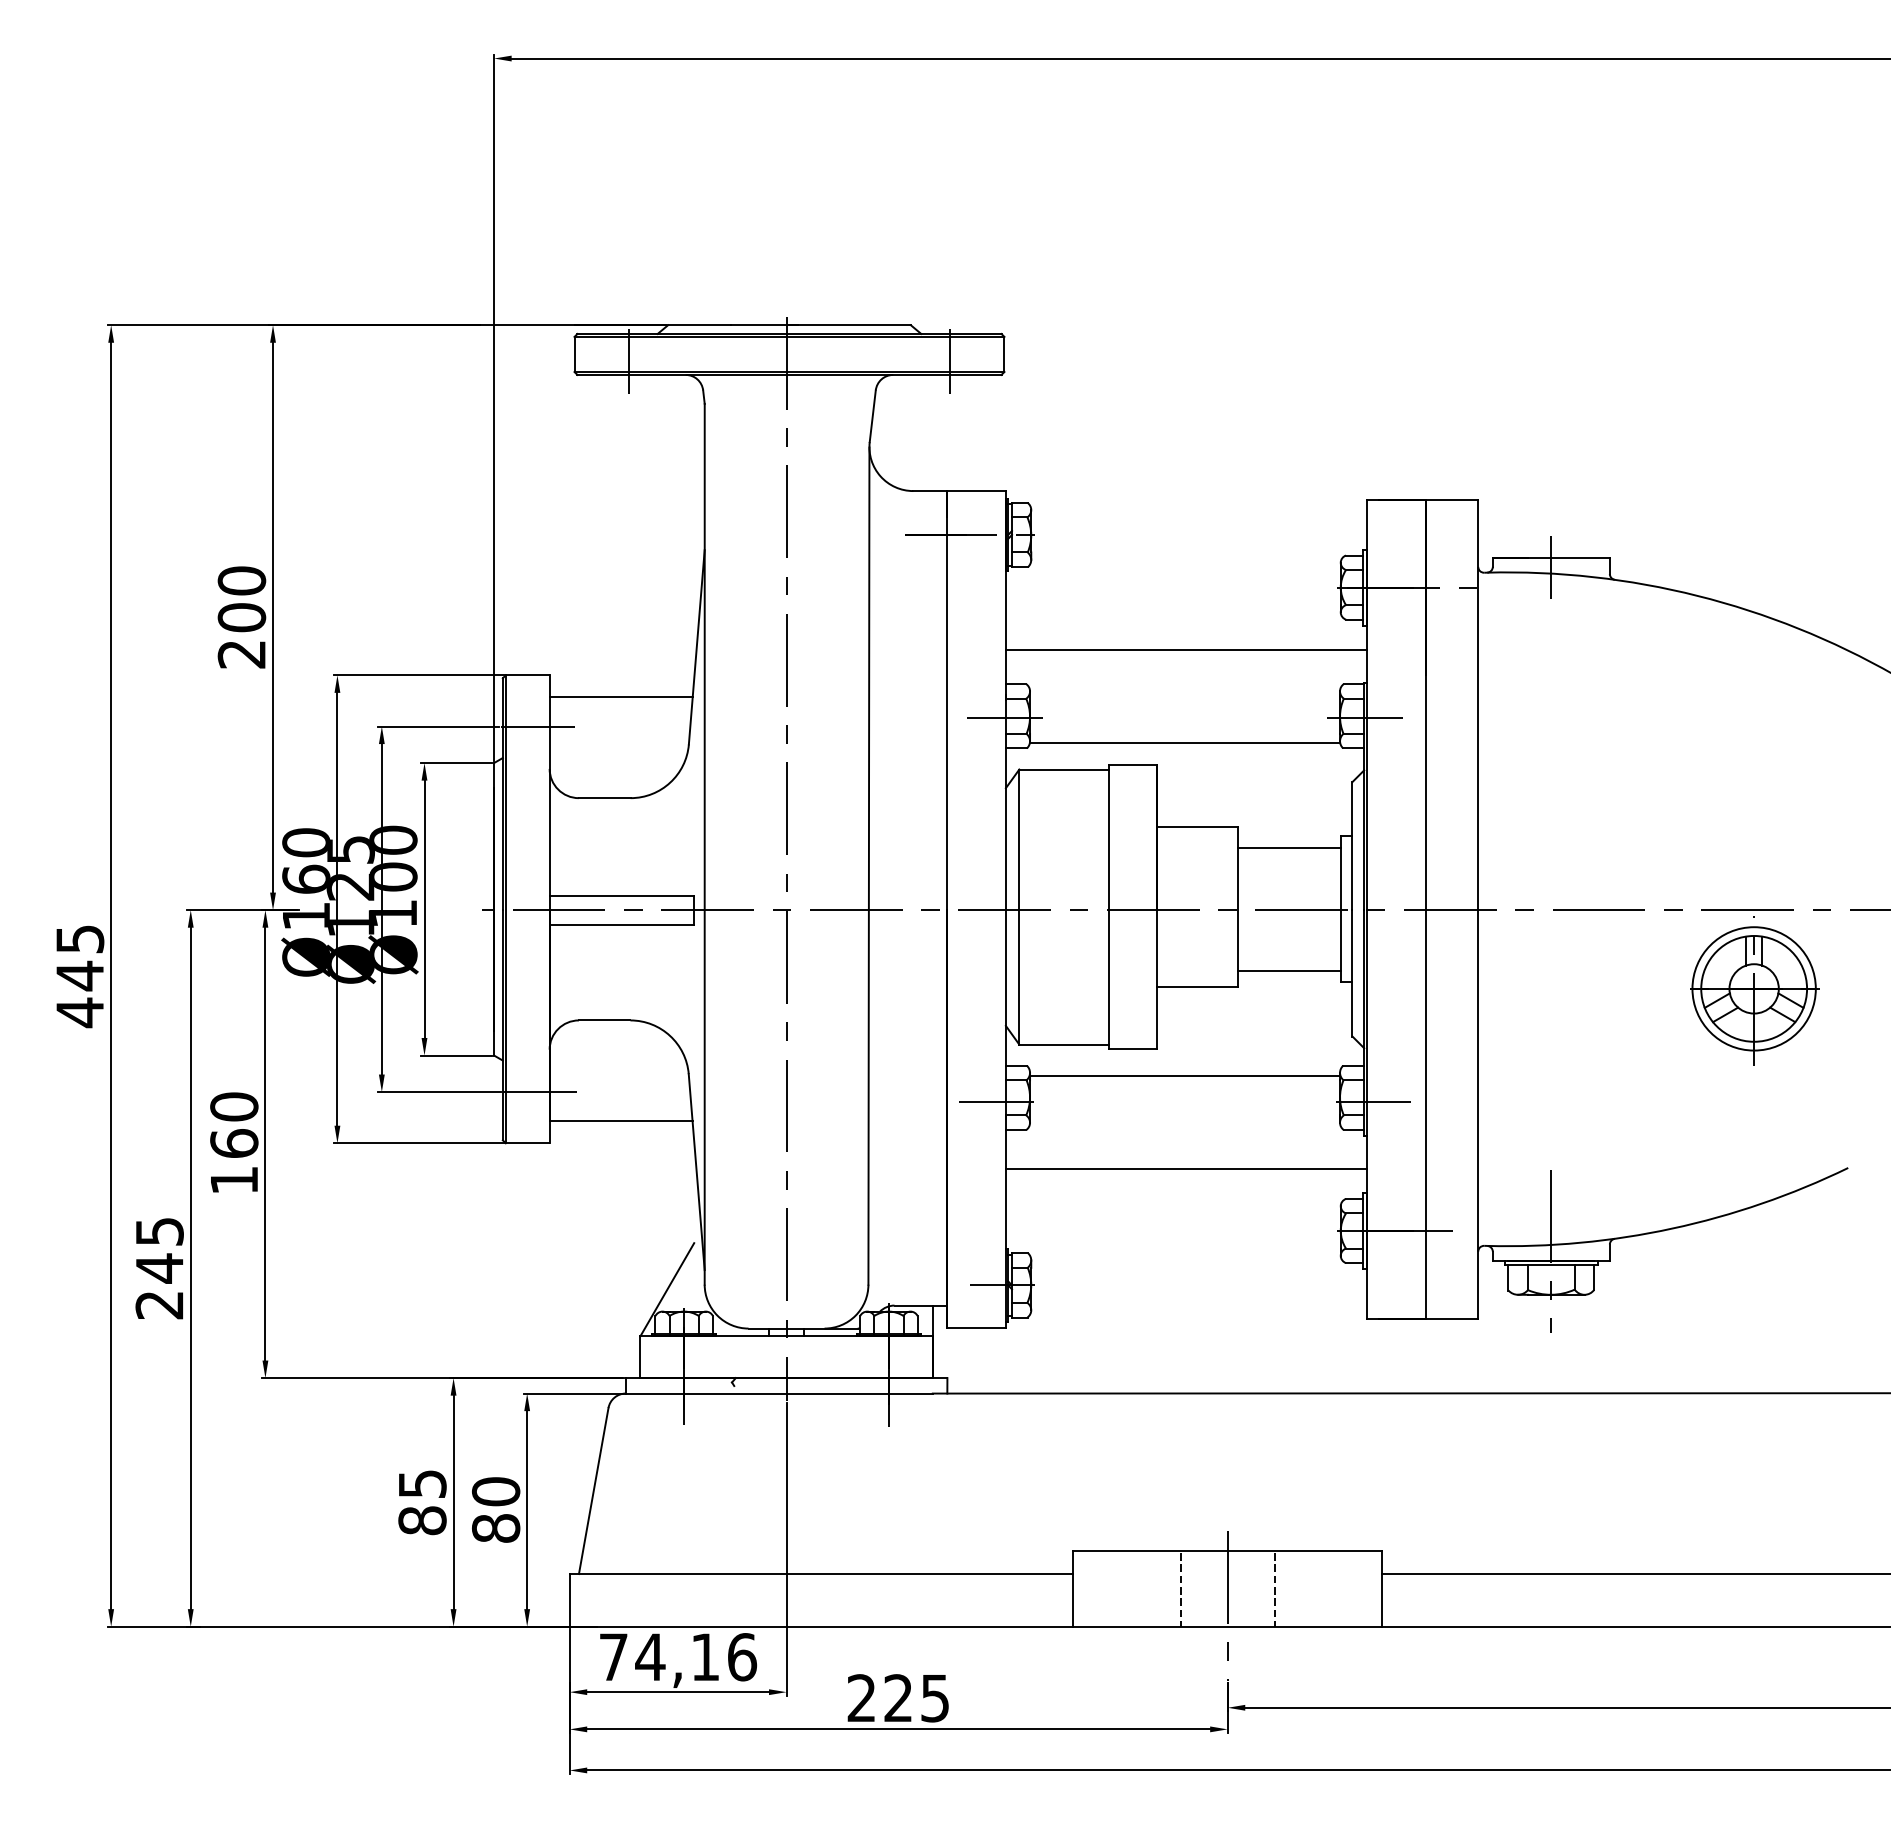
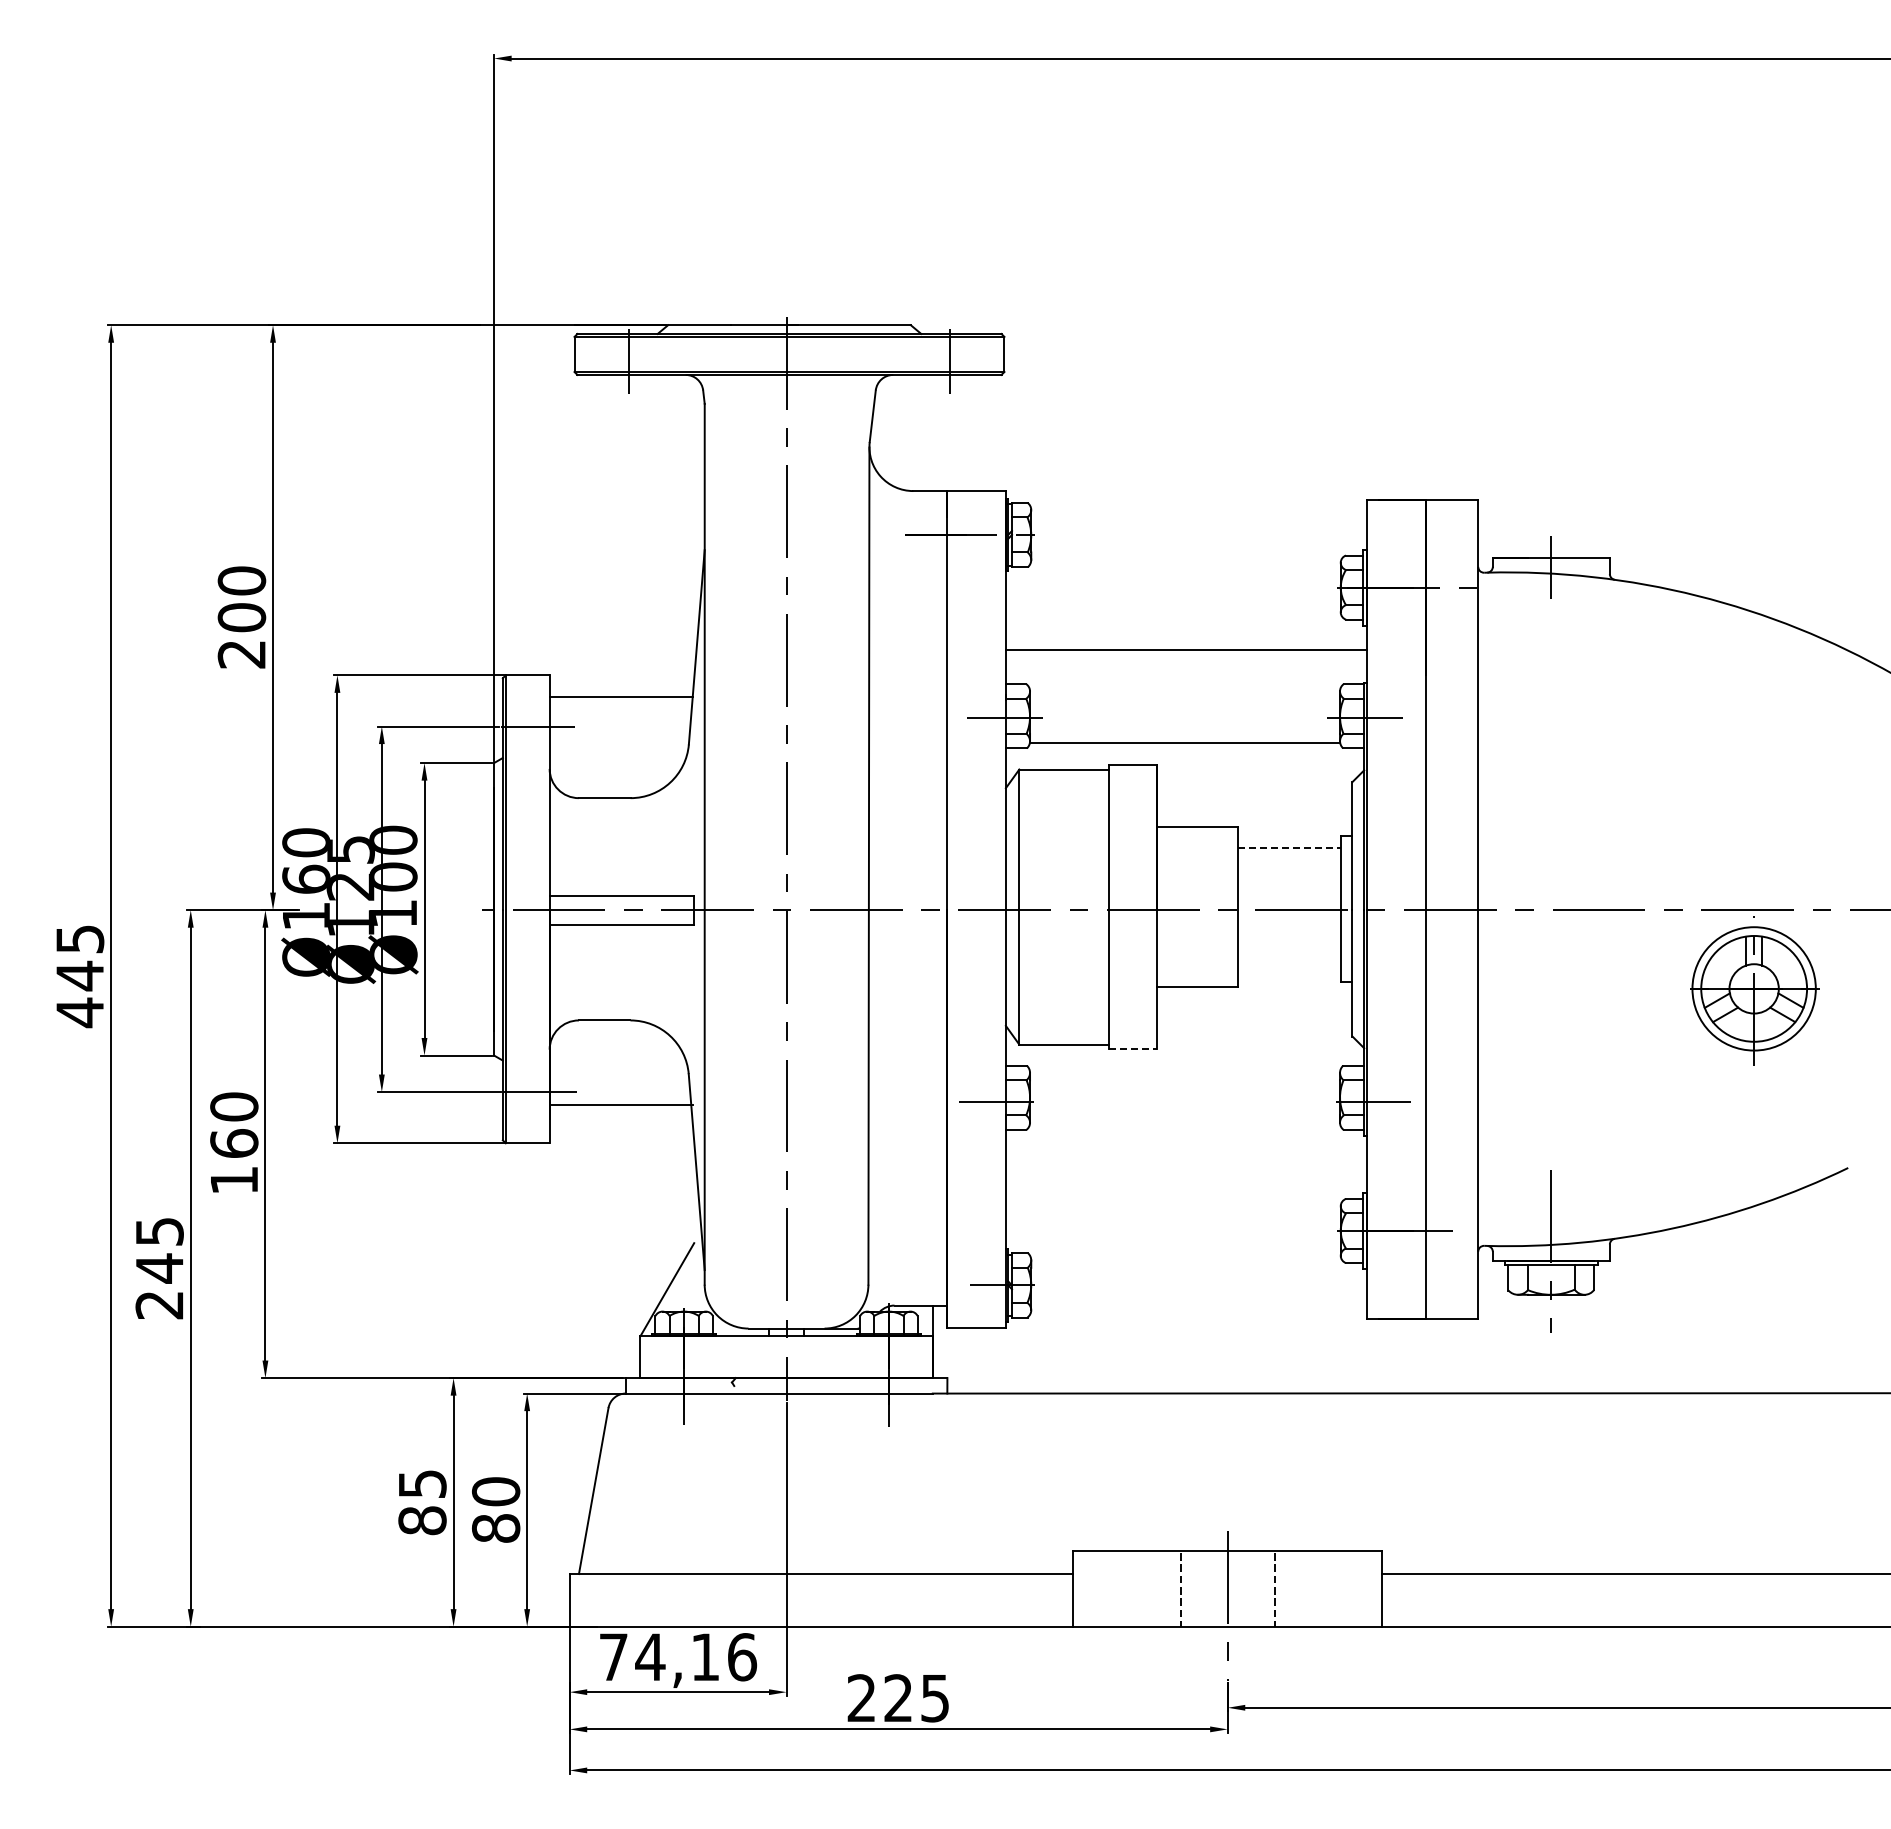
line: solid -> dashed (1290, 847)
line: present -> none (1289, 970)
line: solid -> dashed (1132, 1048)
line: present -> none (1185, 1075)
line position: (620, 1121) -> (620, 1105) (620, 1105)
line: present -> none (1186, 1168)
